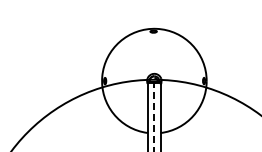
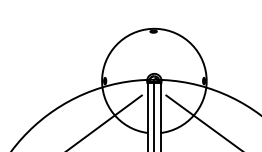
line: dashed -> solid (154, 116)
line: none -> present (105, 121)
line: none -> present (202, 121)
